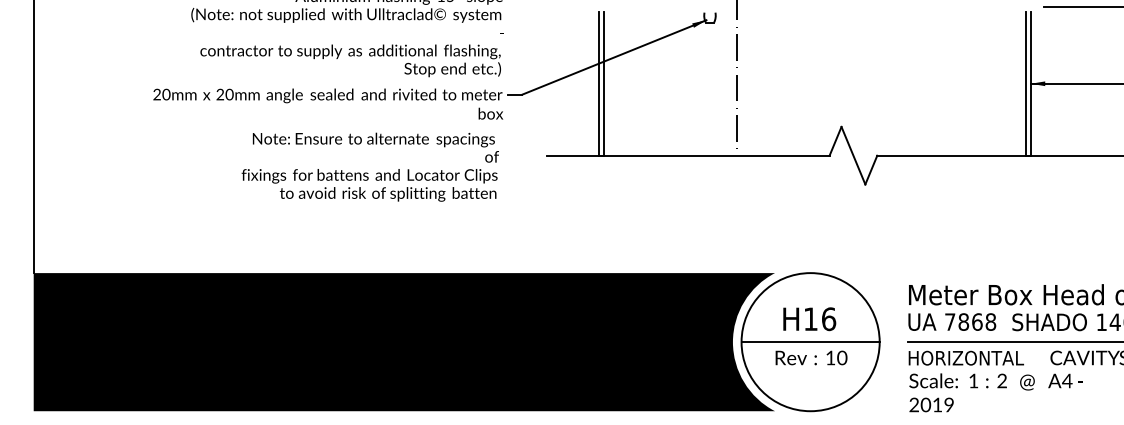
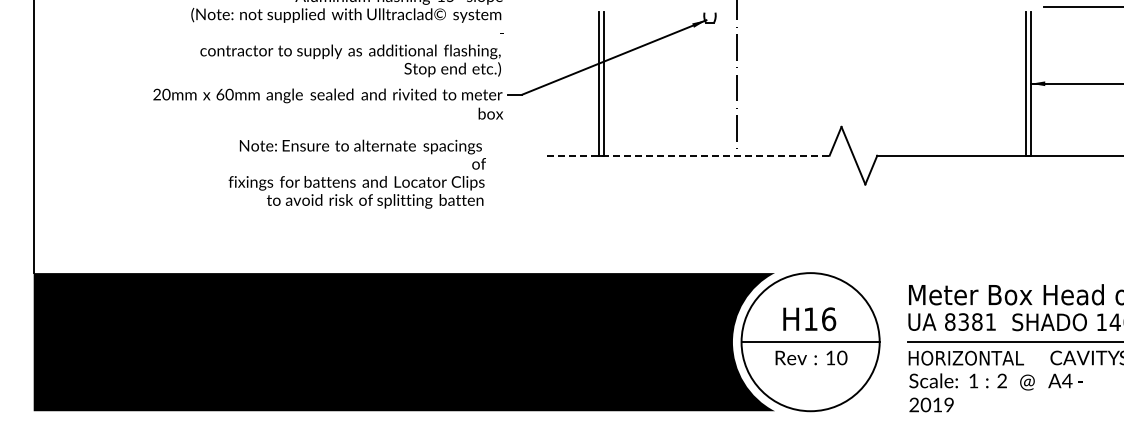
text: 20mm -> 60mm (220, 94)
line: solid -> dashed (689, 155)
text position: (369, 166) -> (356, 173) (356, 173)
text: 7868 -> 8381 (970, 321)
